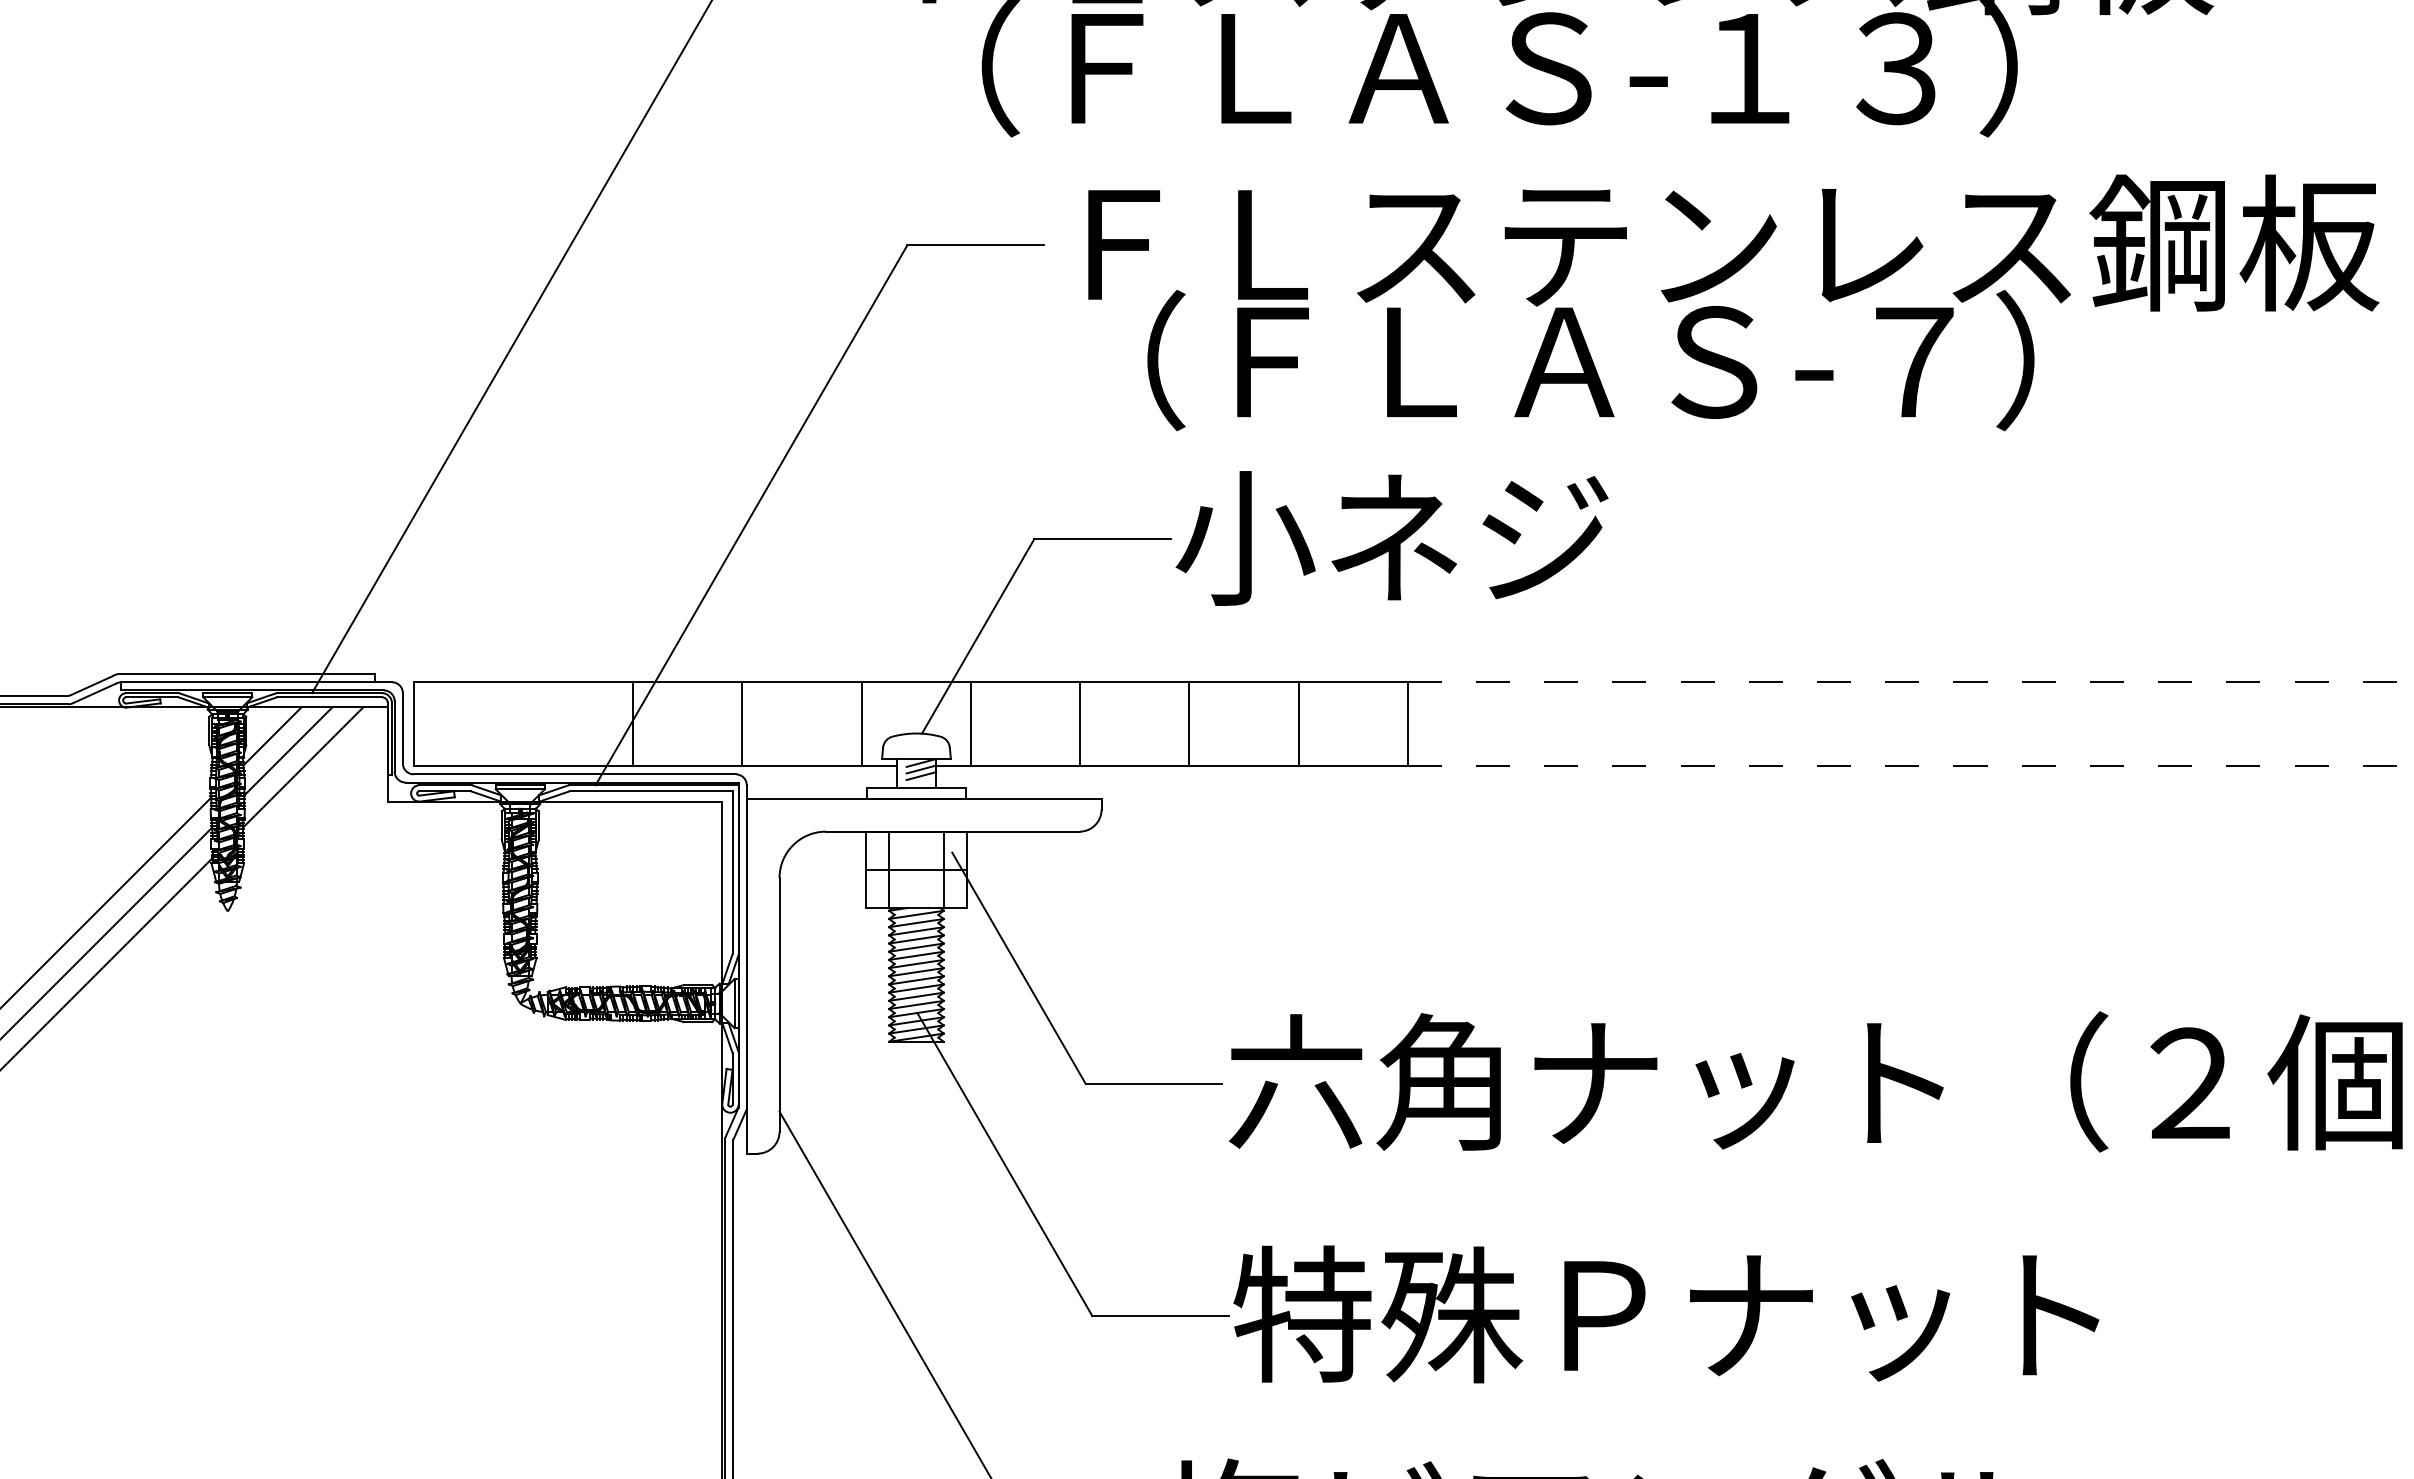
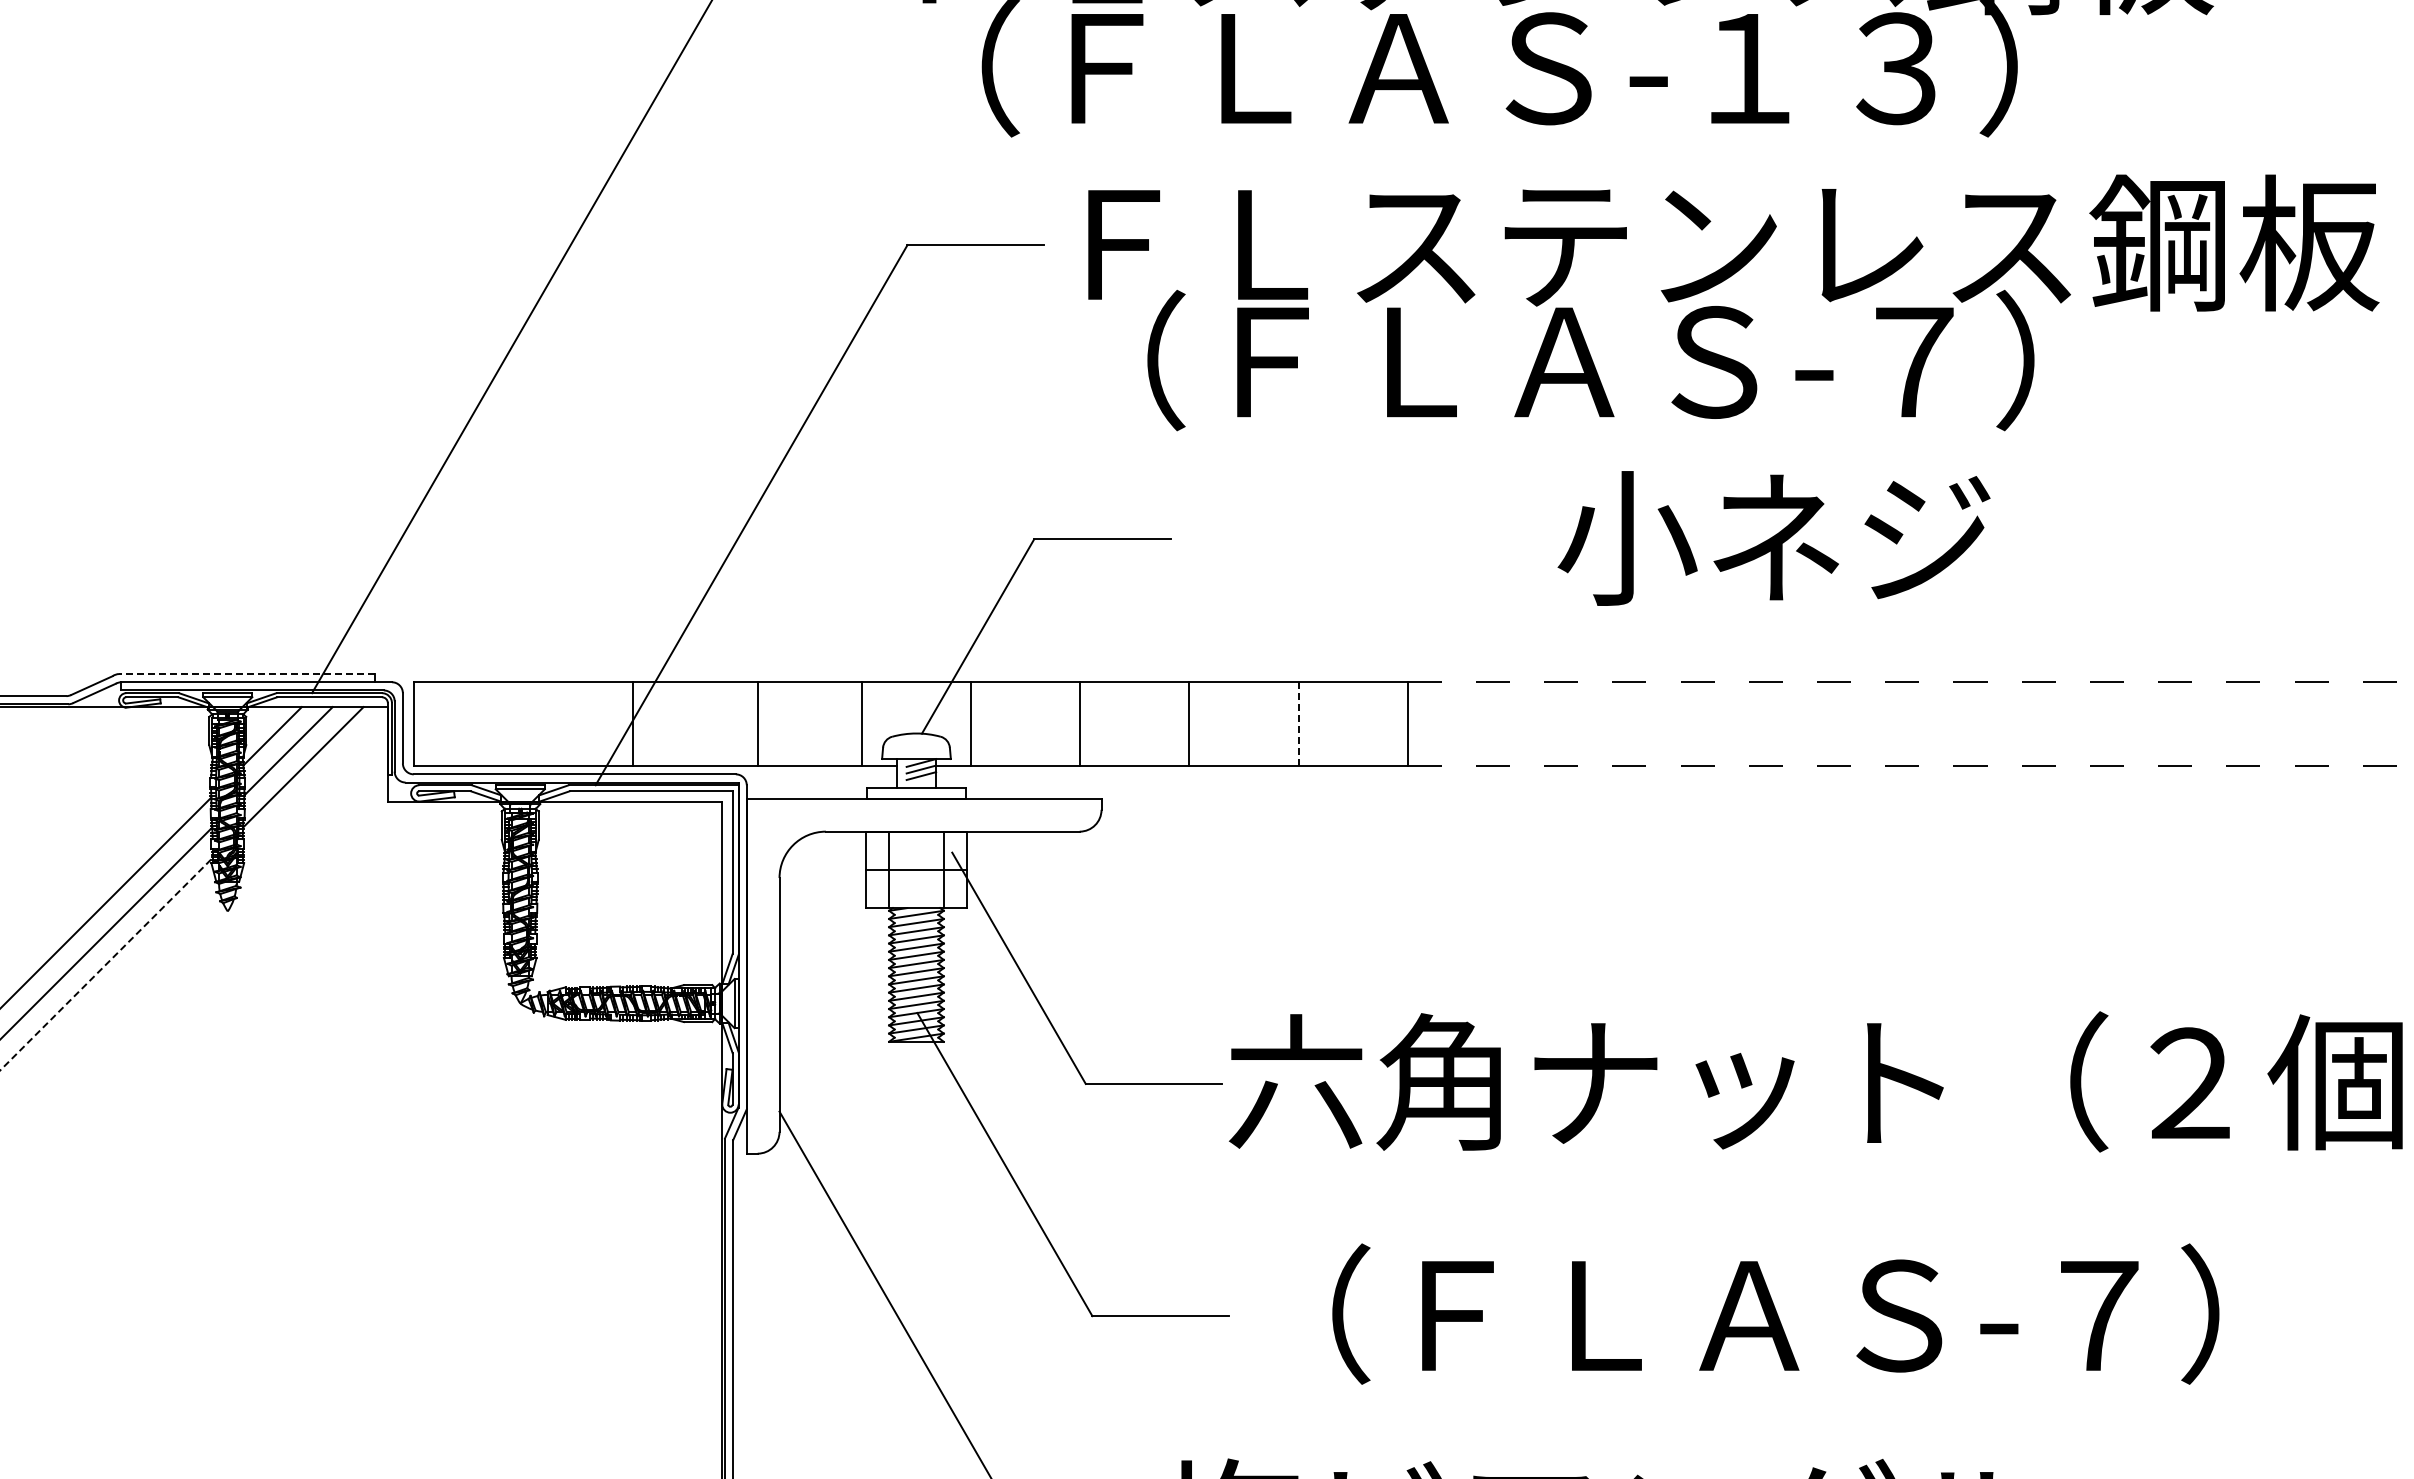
text position: (1391, 538) -> (1773, 538) (1773, 538)
line: solid -> dashed (246, 674)
line: solid -> dashed (1298, 723)
line position: (741, 724) -> (757, 724) (757, 724)
line: solid -> dashed (106, 963)
text: 特殊Ｐナット -> （ＦＬＡＳ-７） (1726, 1313)
